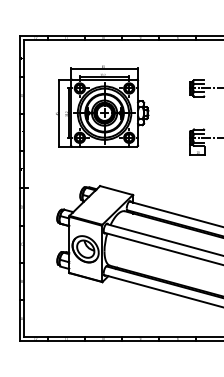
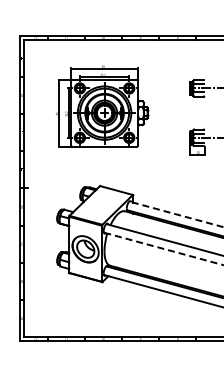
line: solid -> dashed (176, 214)
line: solid -> dashed (164, 249)
